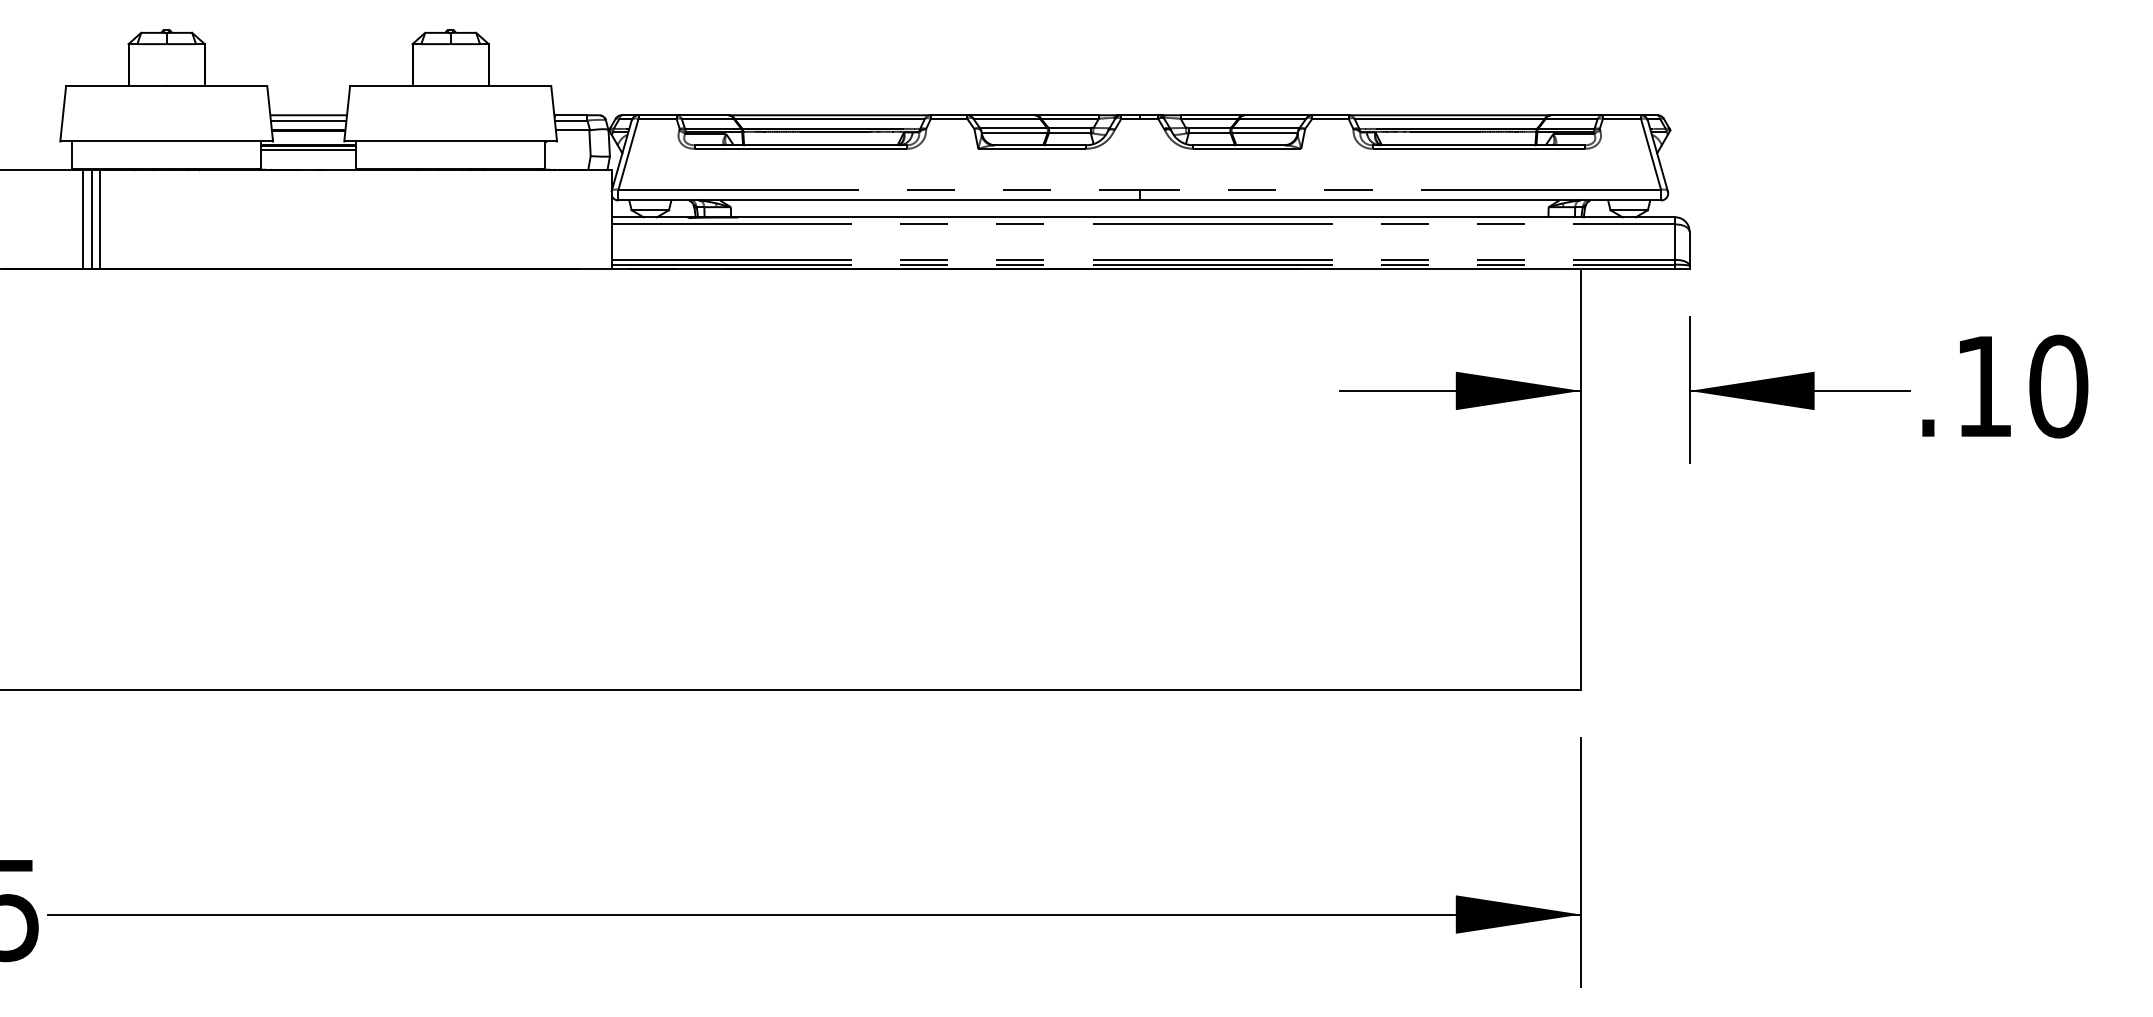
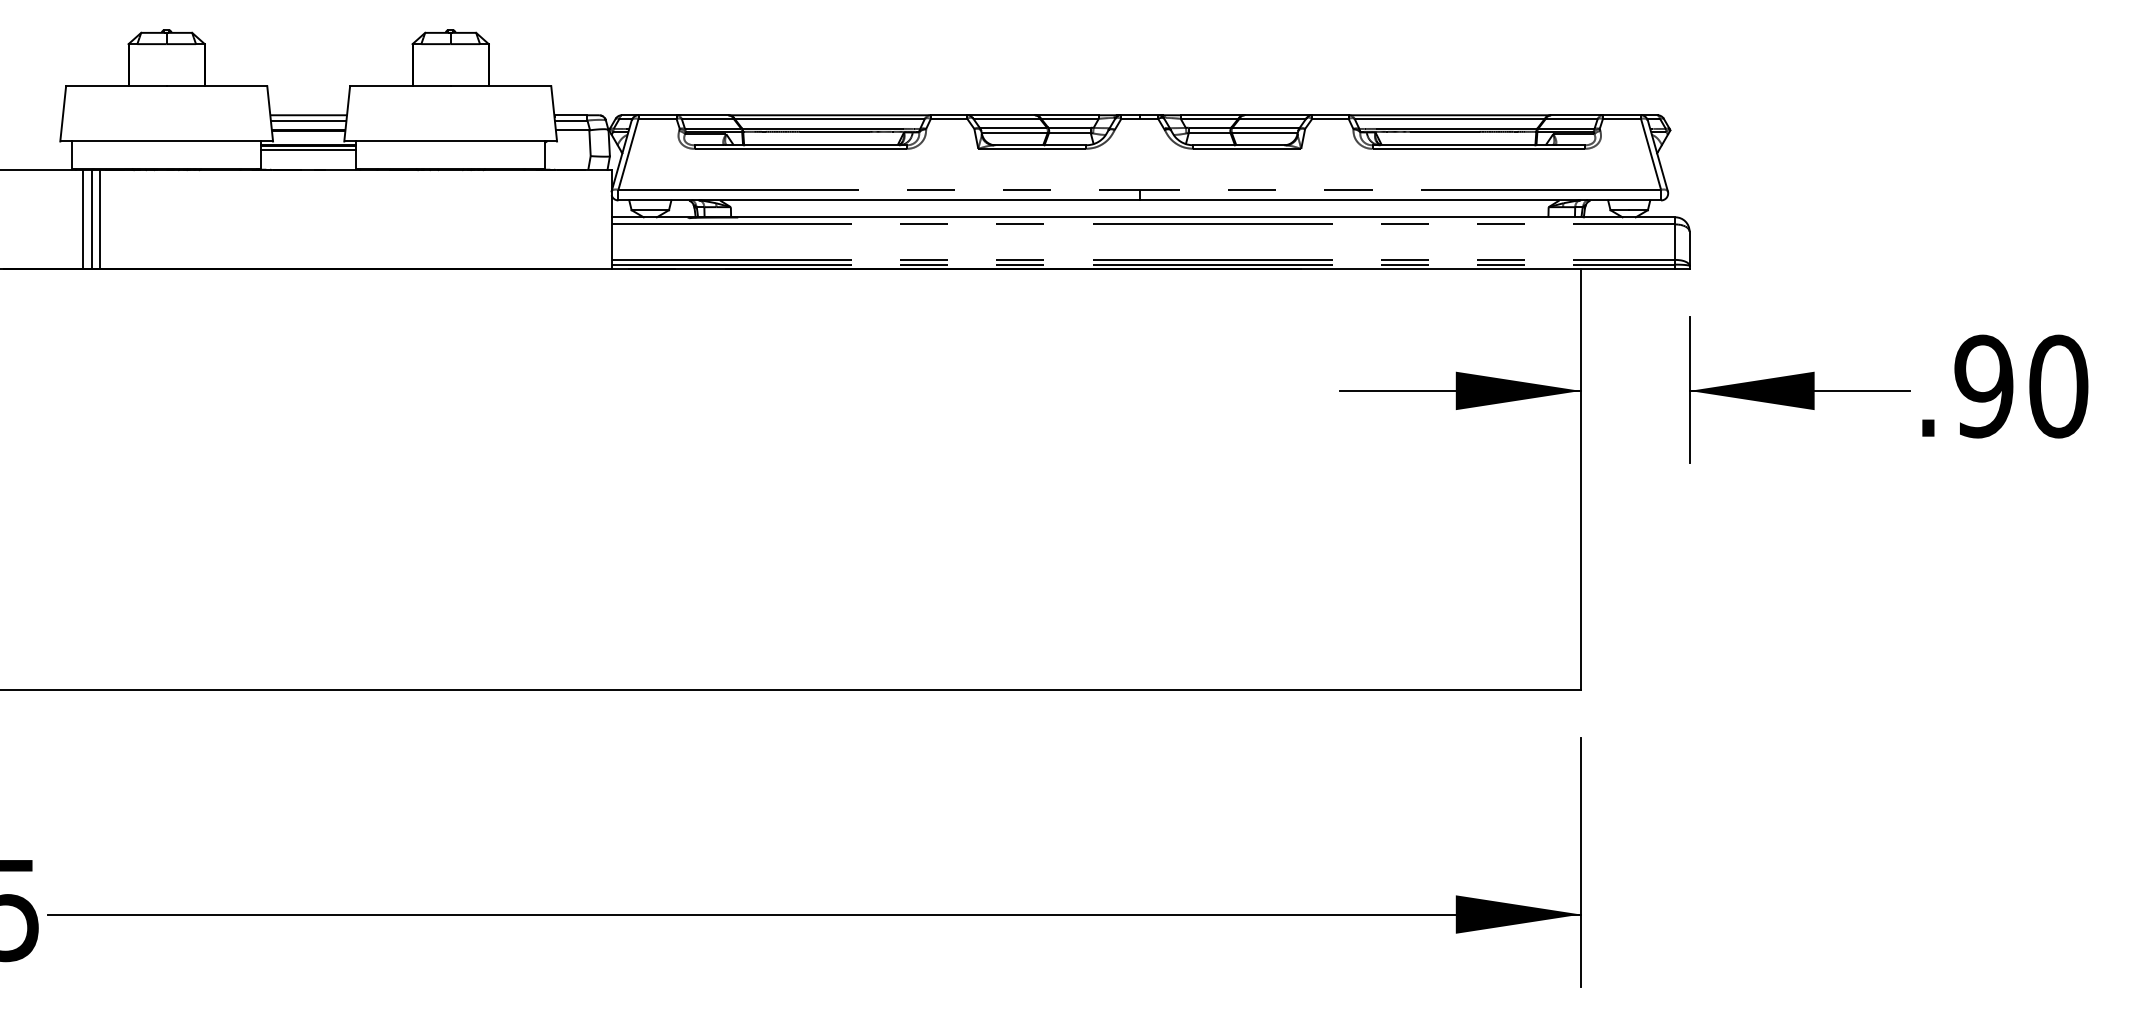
text: .10 -> .90 (1983, 386)
